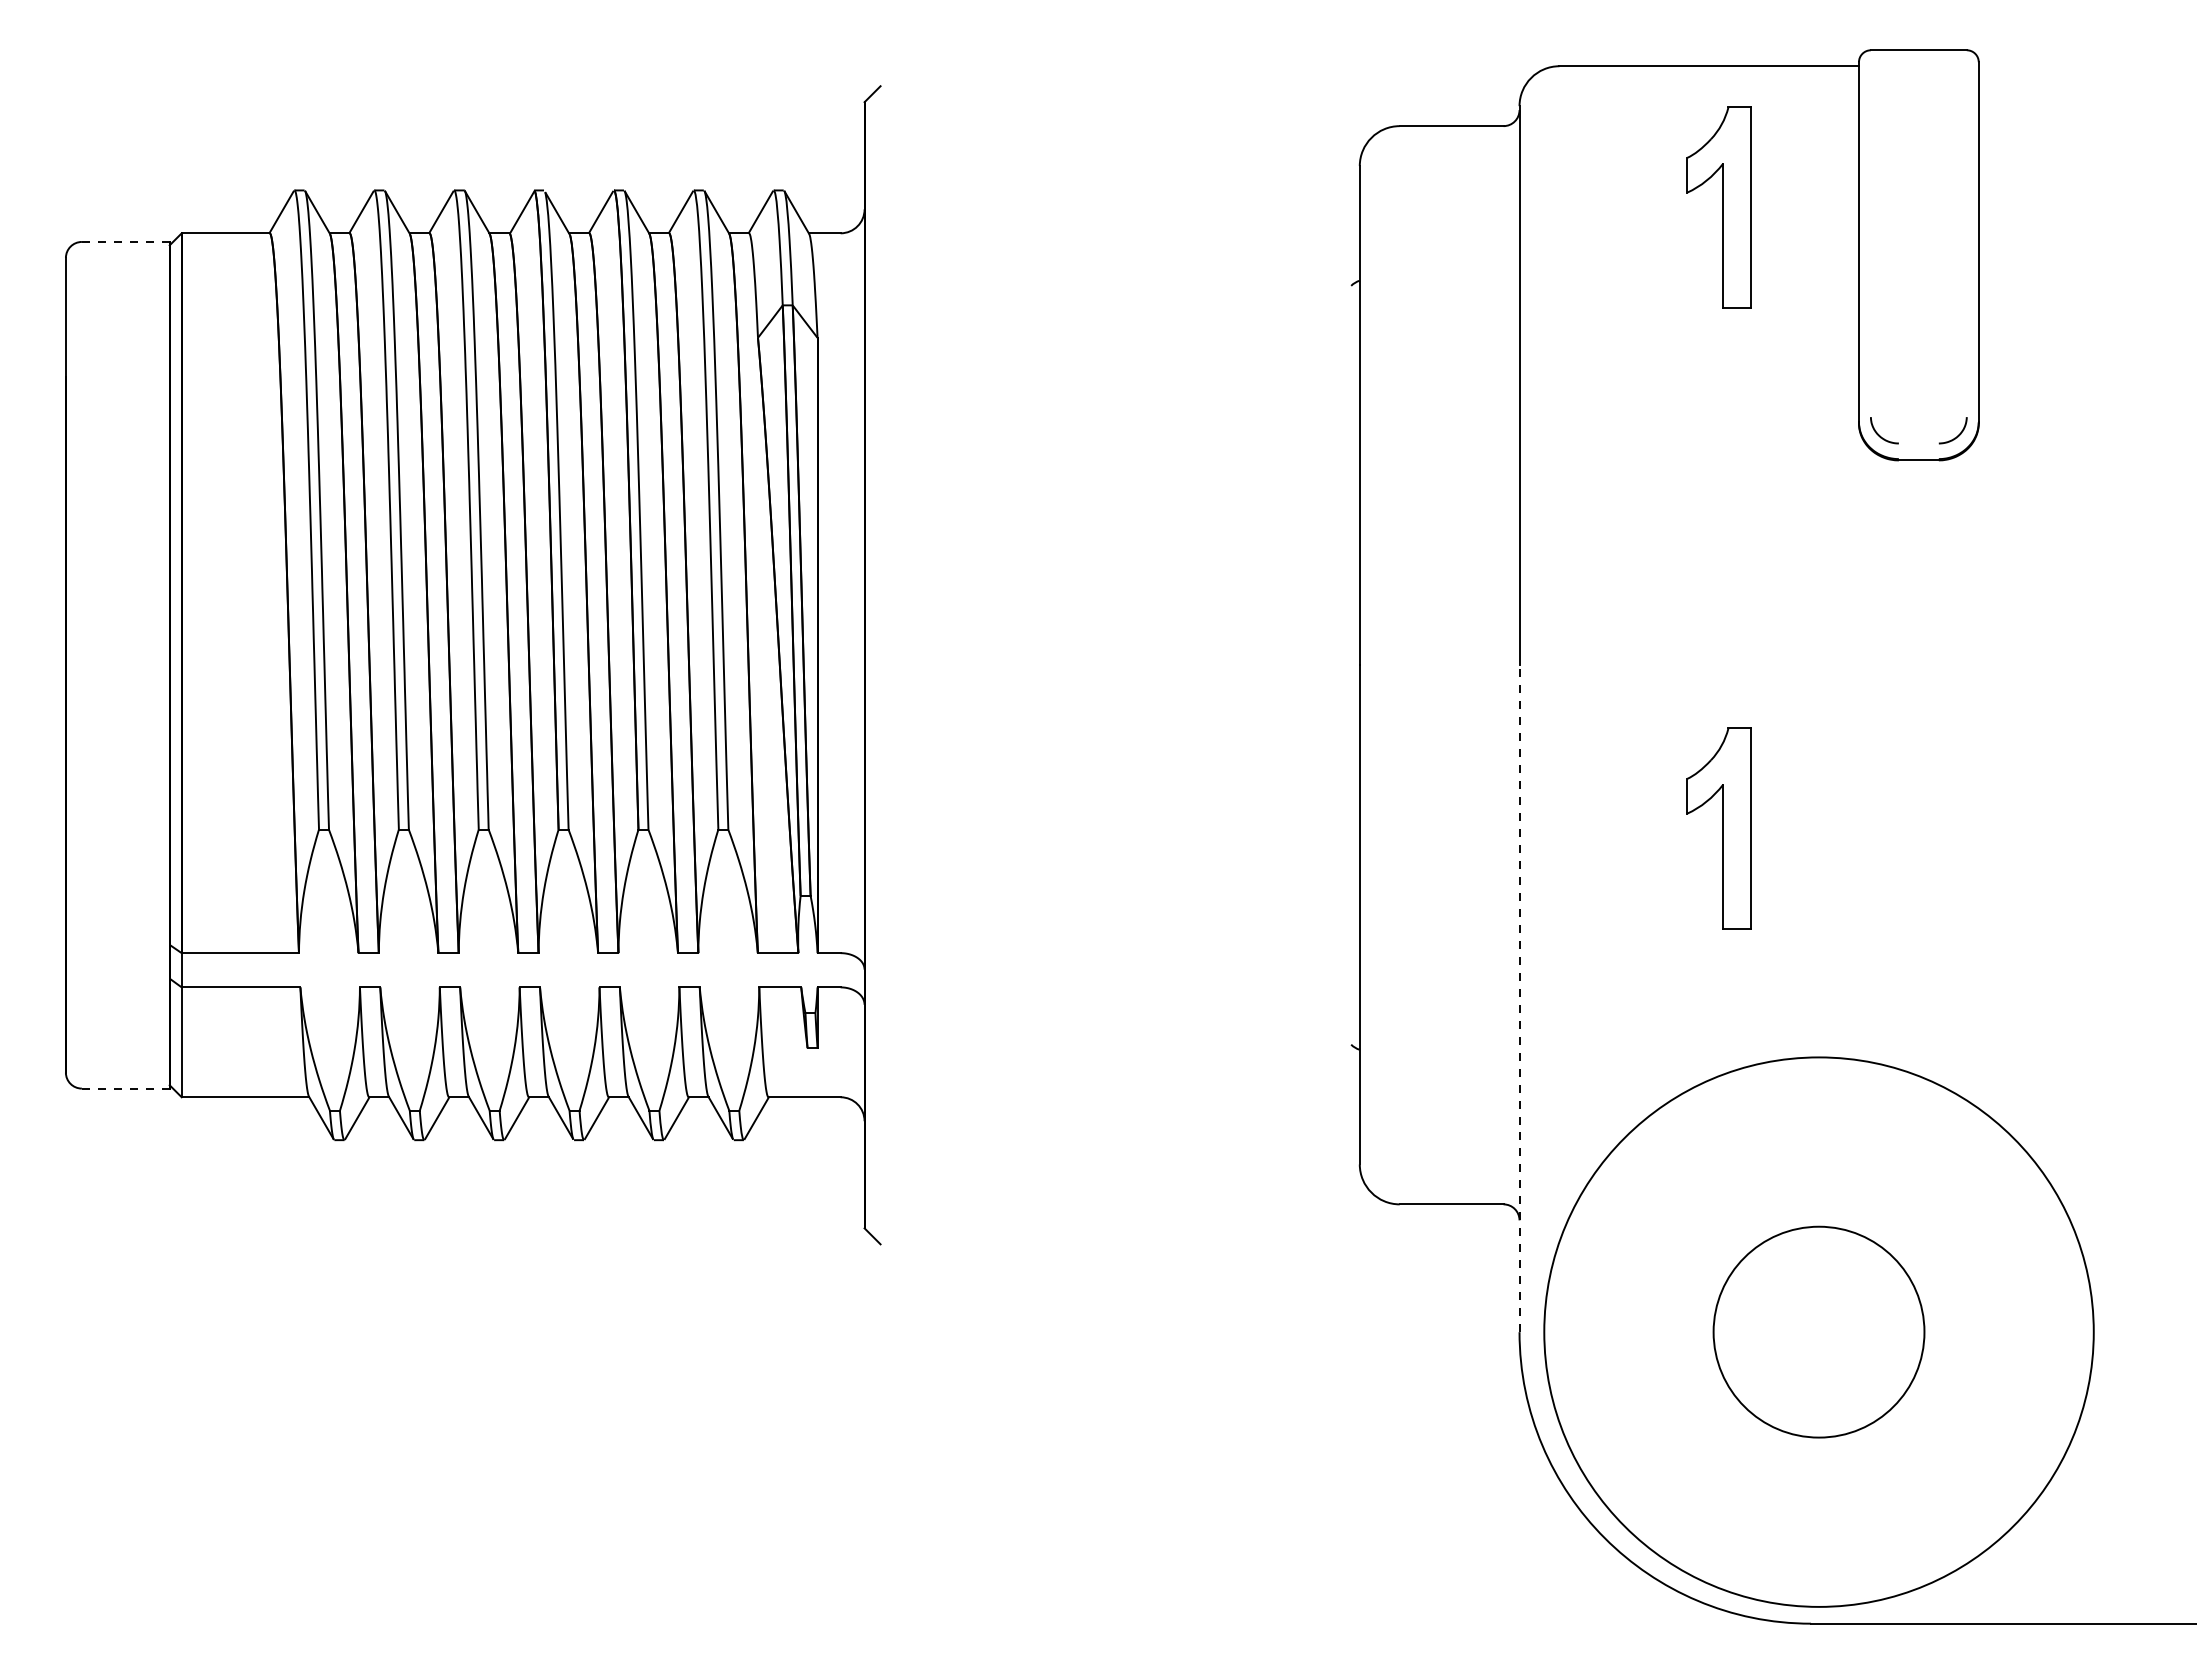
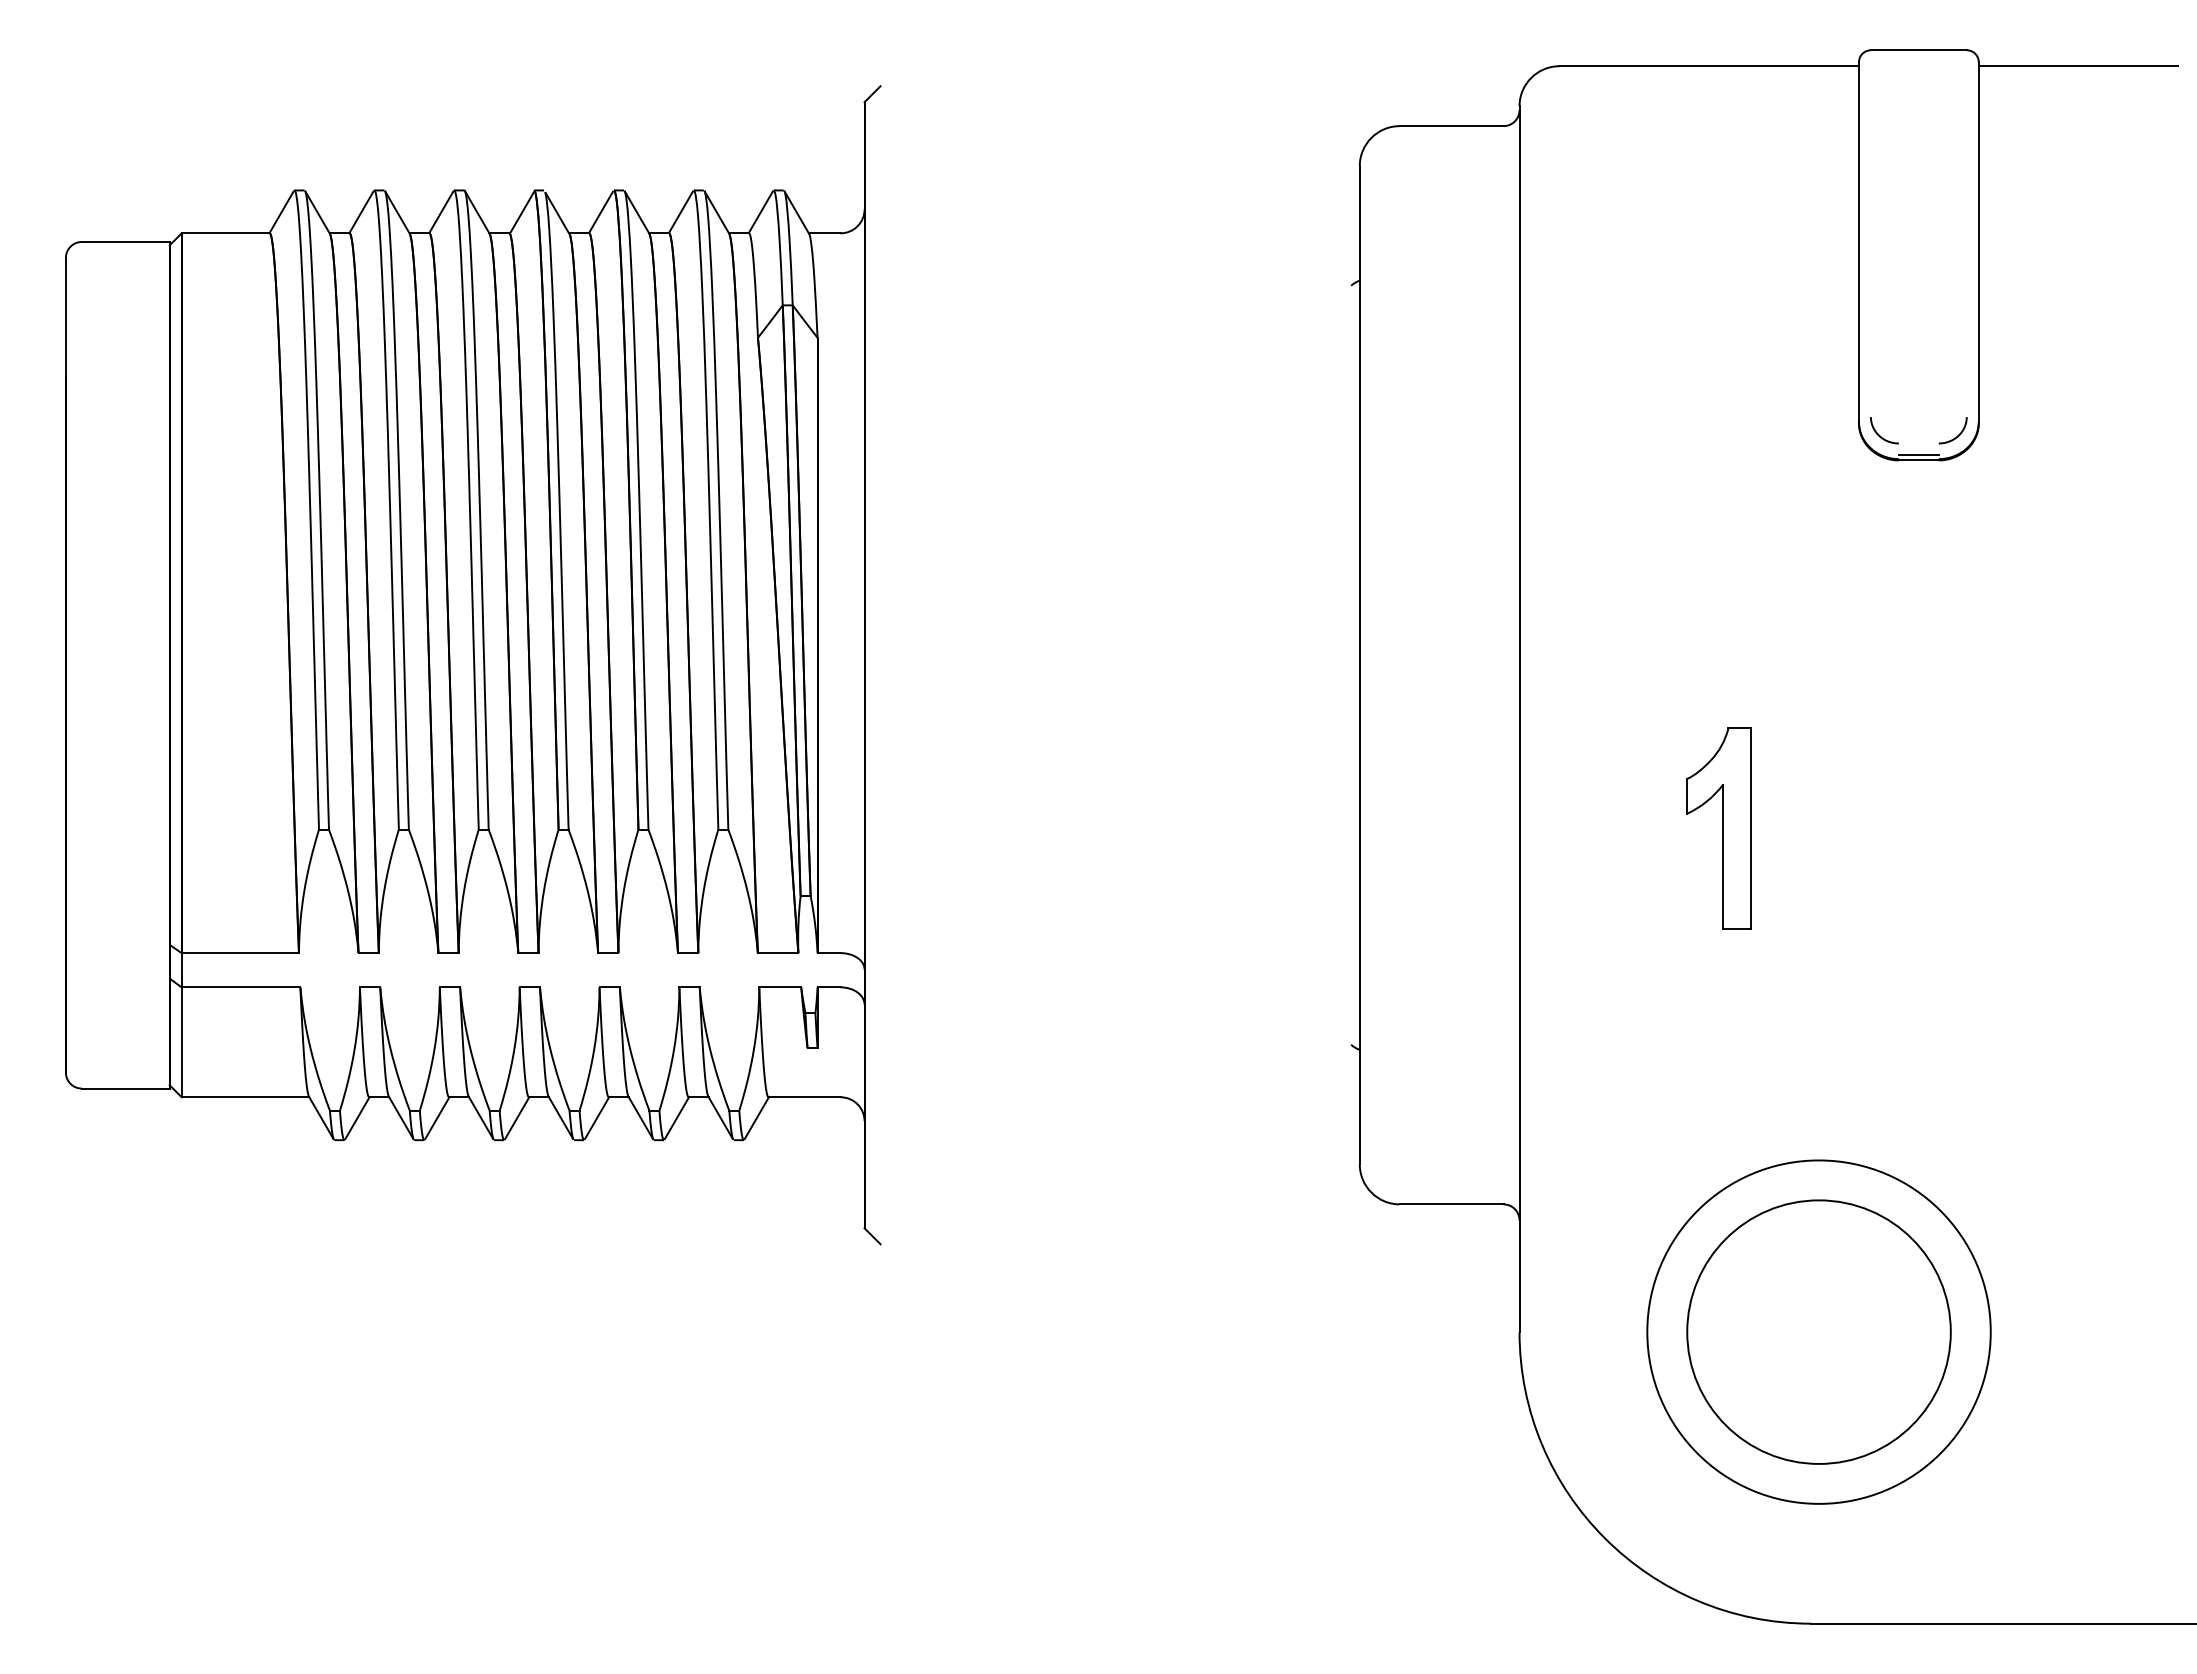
line: none -> present (2078, 66)
part: present -> none (1718, 207)
line: dashed -> solid (125, 241)
line: none -> present (1918, 454)
line: dashed -> solid (1519, 998)
line: dashed -> solid (125, 1088)
circle diameter: 211 px -> 264 px (1818, 1331)
circle diameter: 549 px -> 343 px (1818, 1331)
